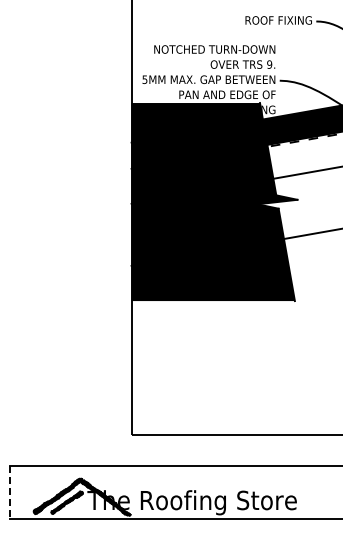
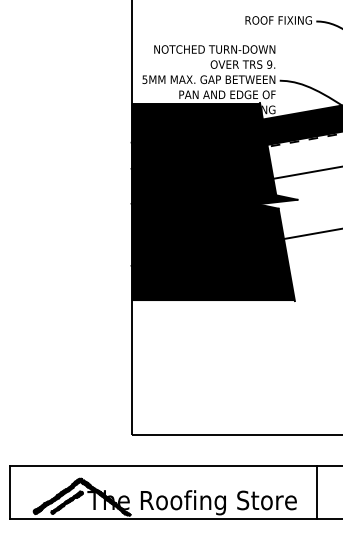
line: none -> present (317, 491)
line: dashed -> solid (10, 492)
